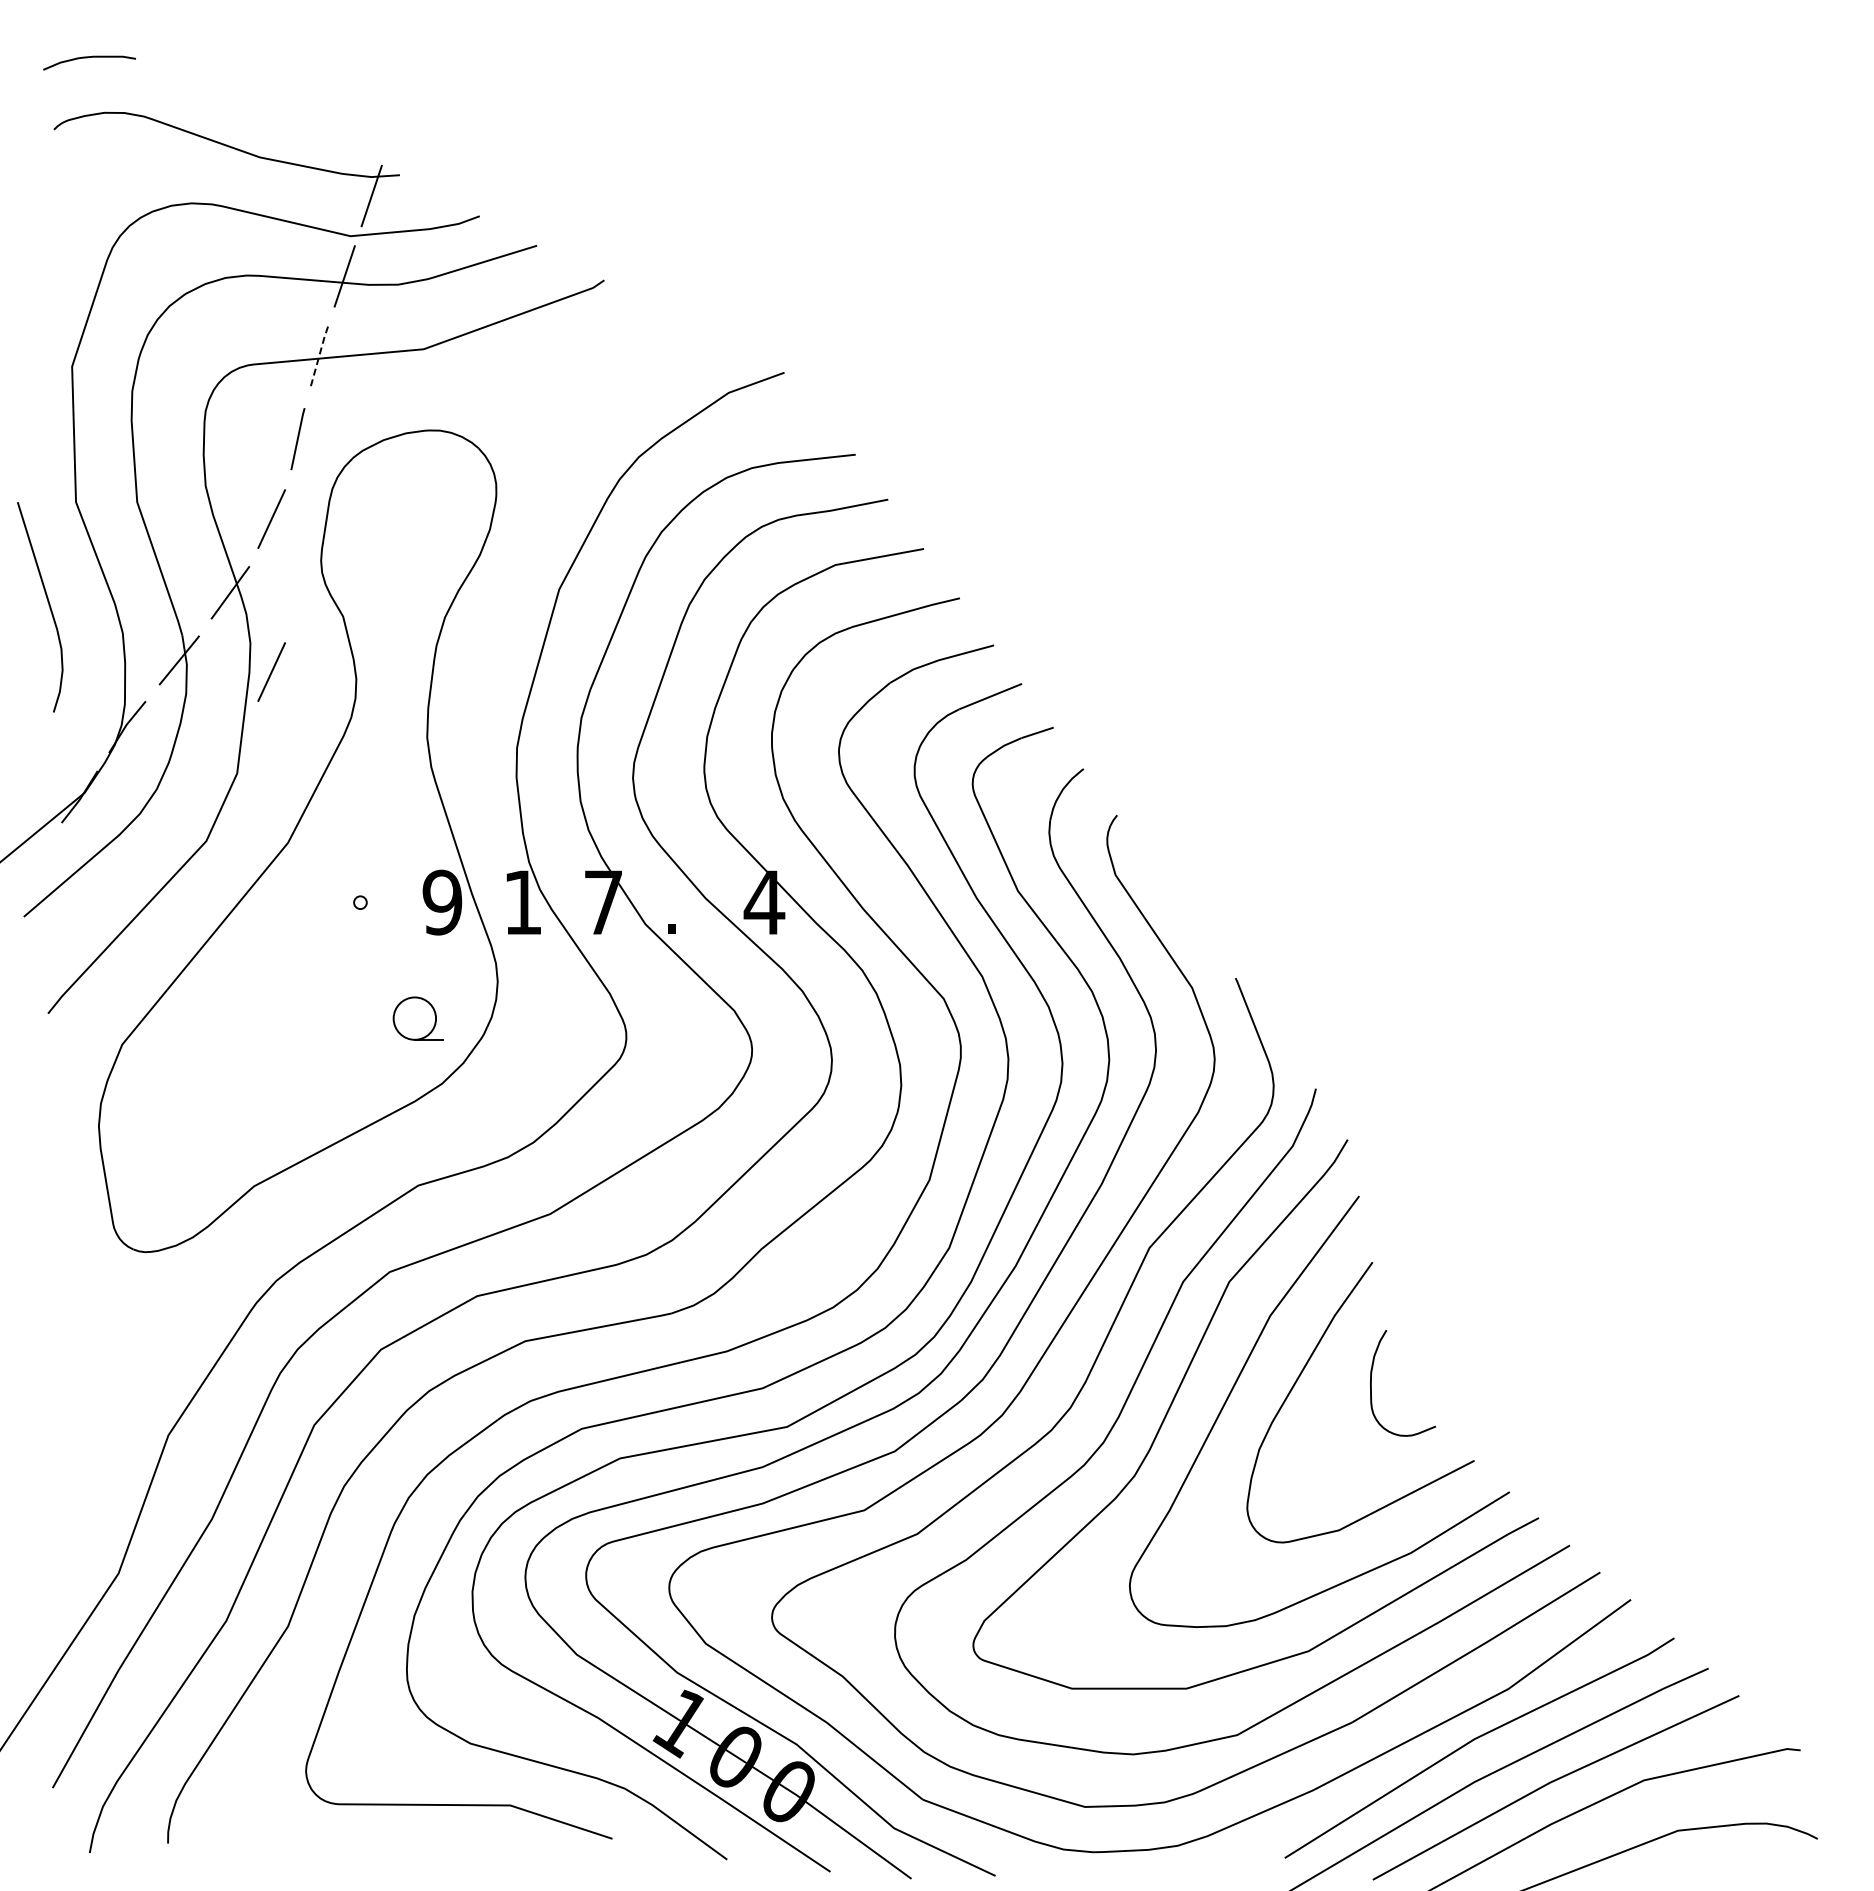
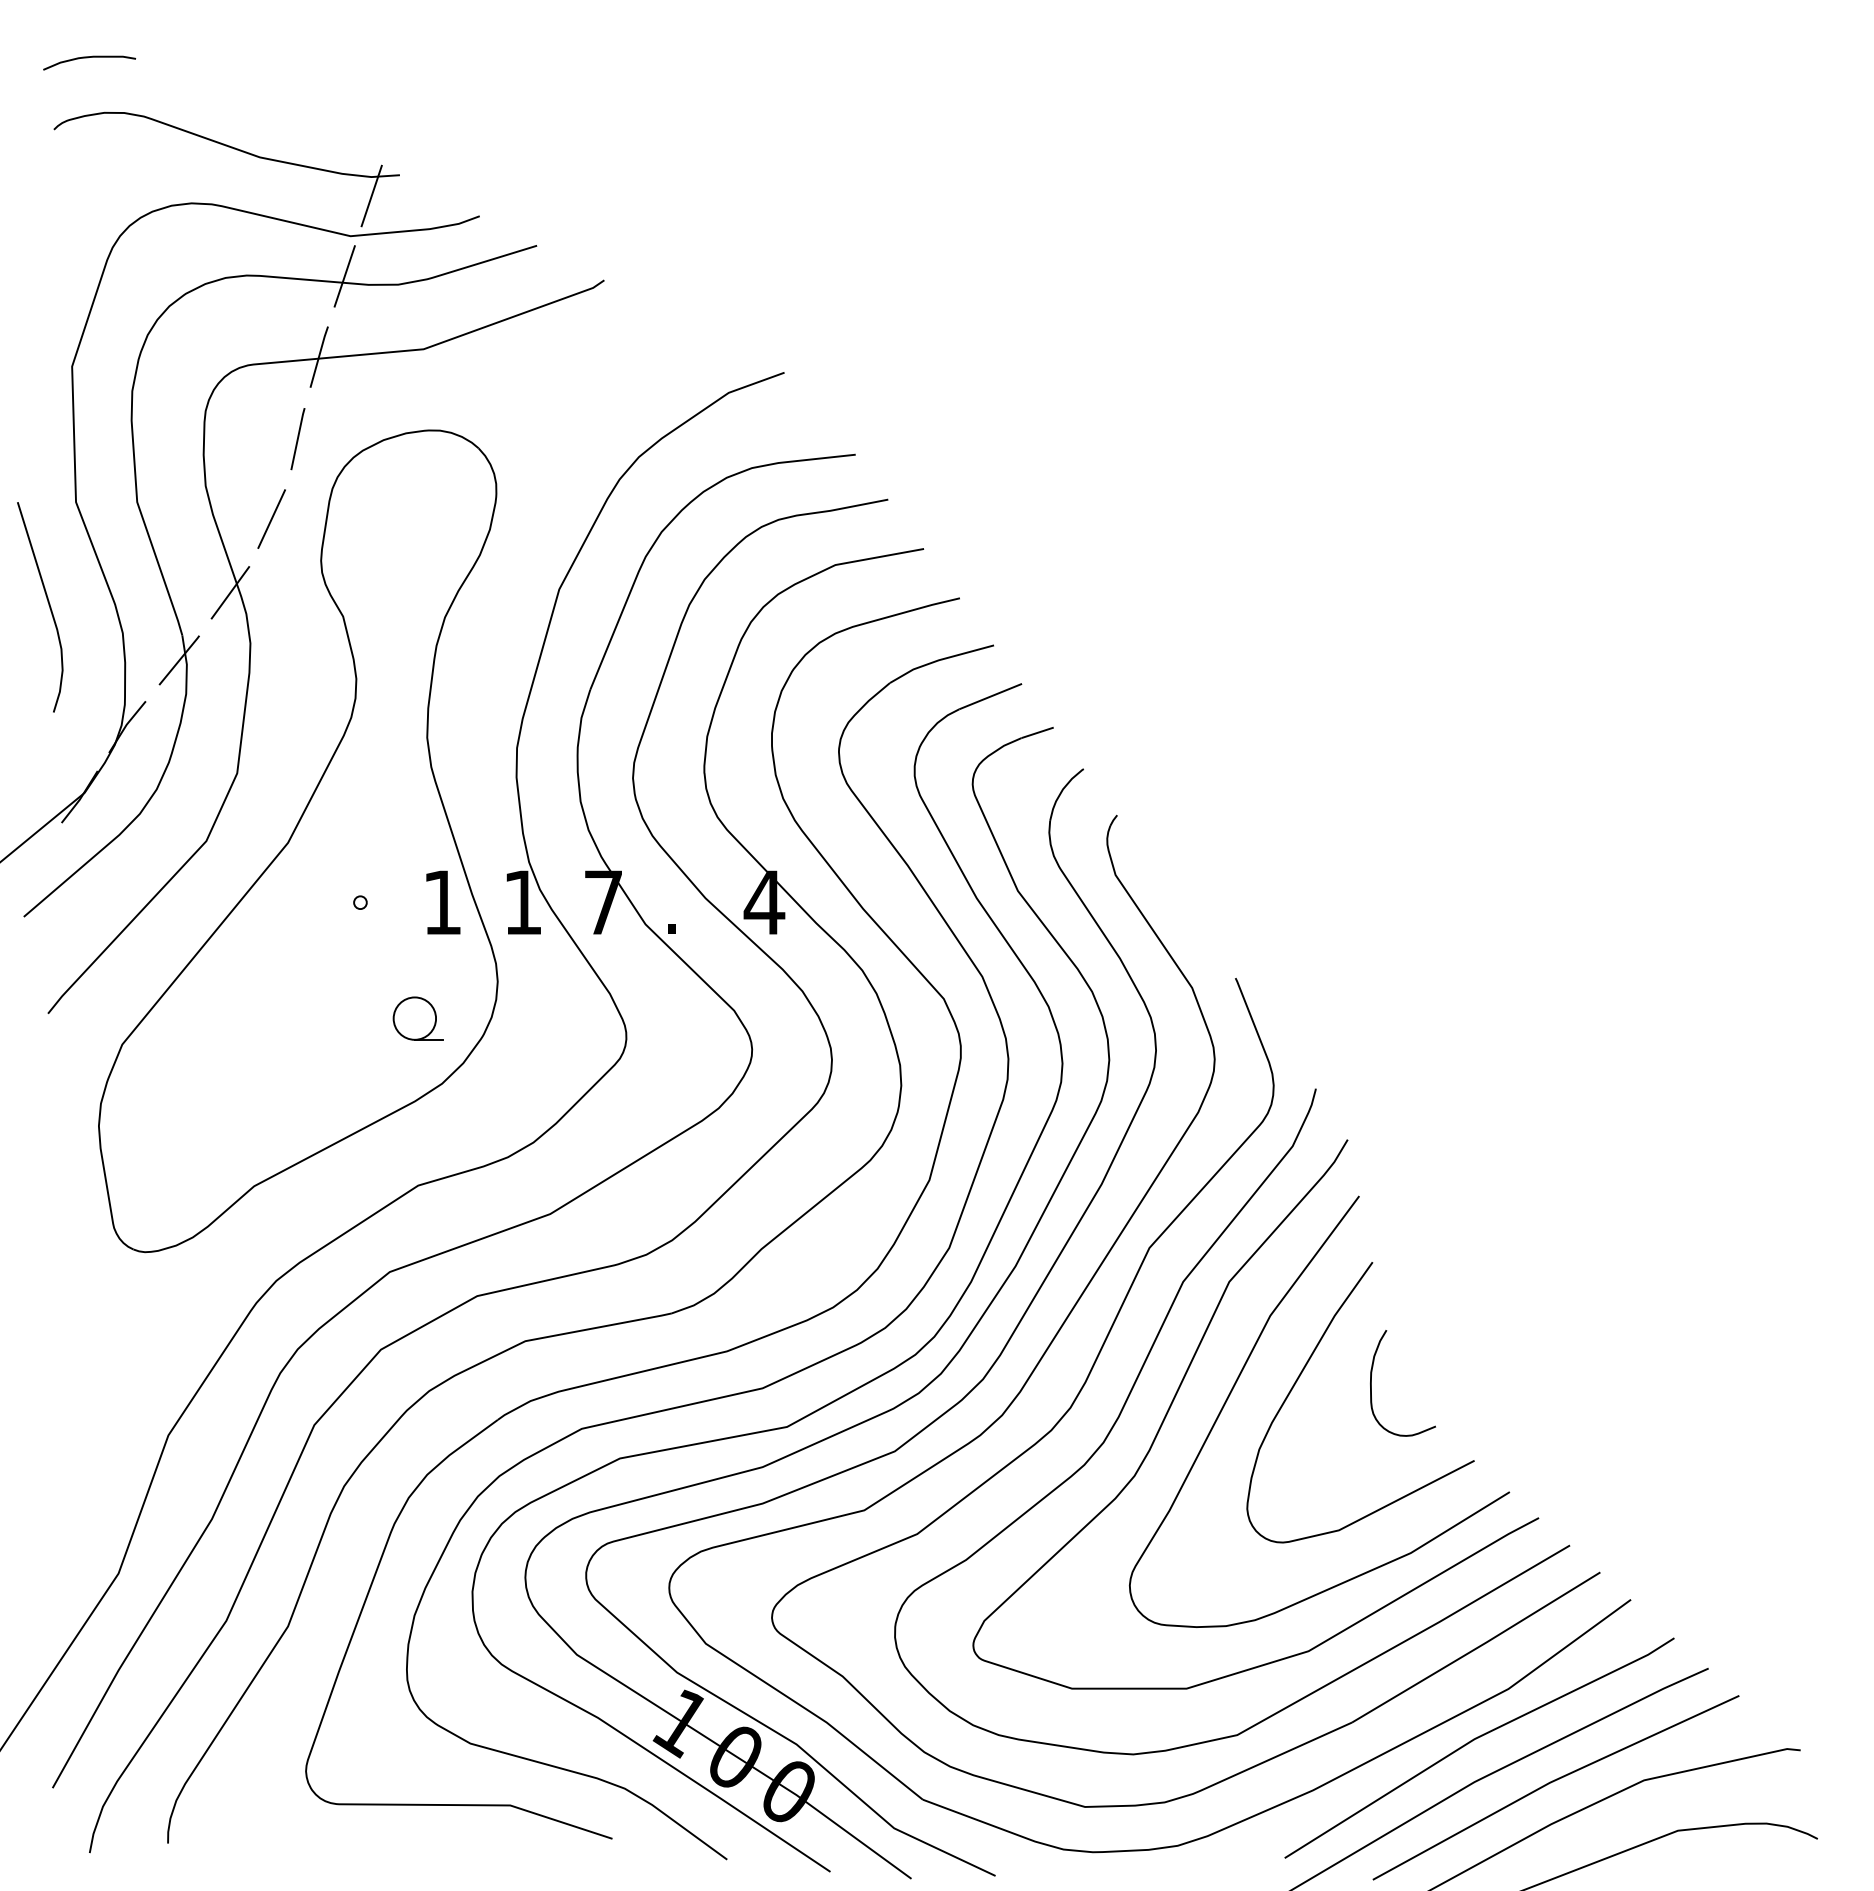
line: dashed -> solid (319, 356)
line: present -> none (271, 671)
text: 9 -> 1 (442, 902)
